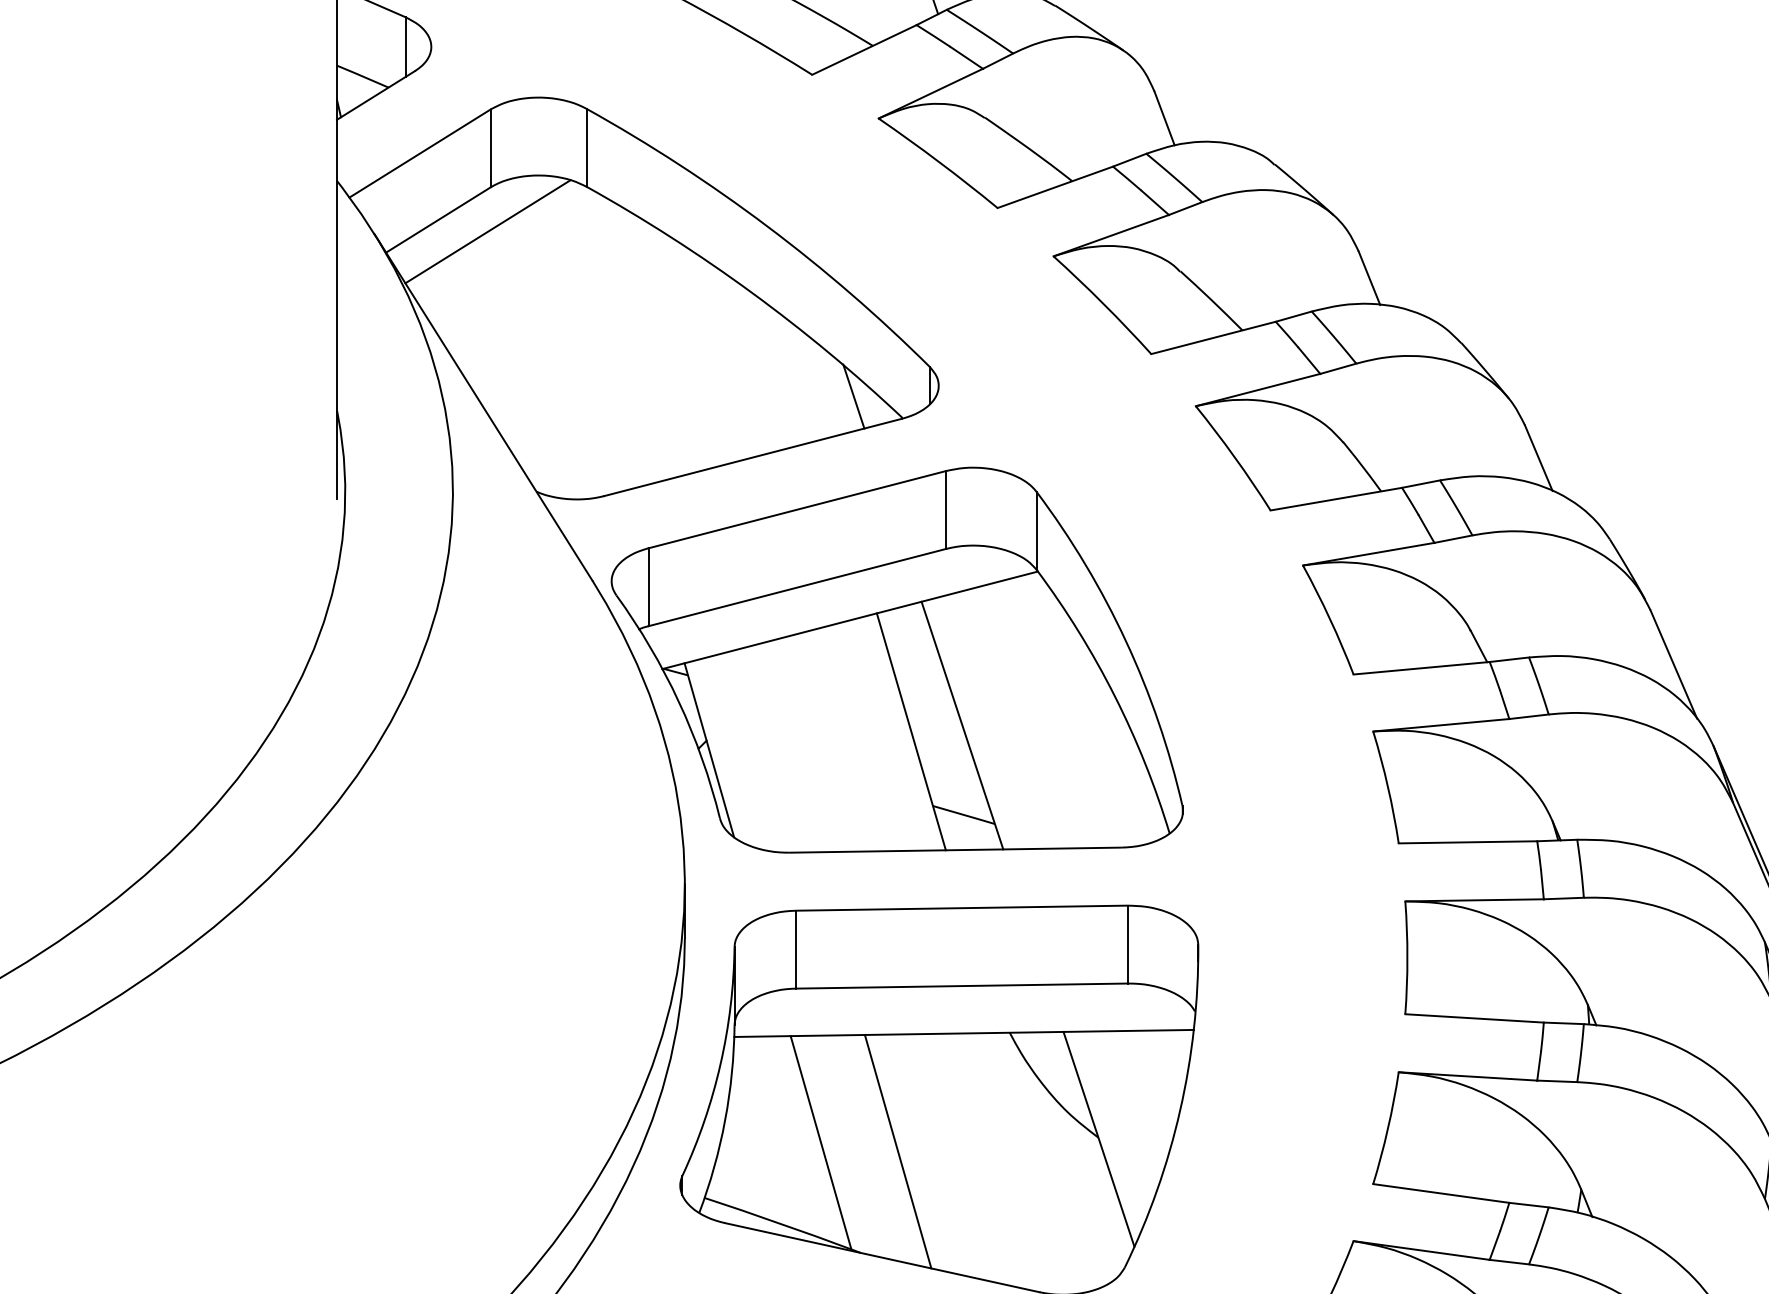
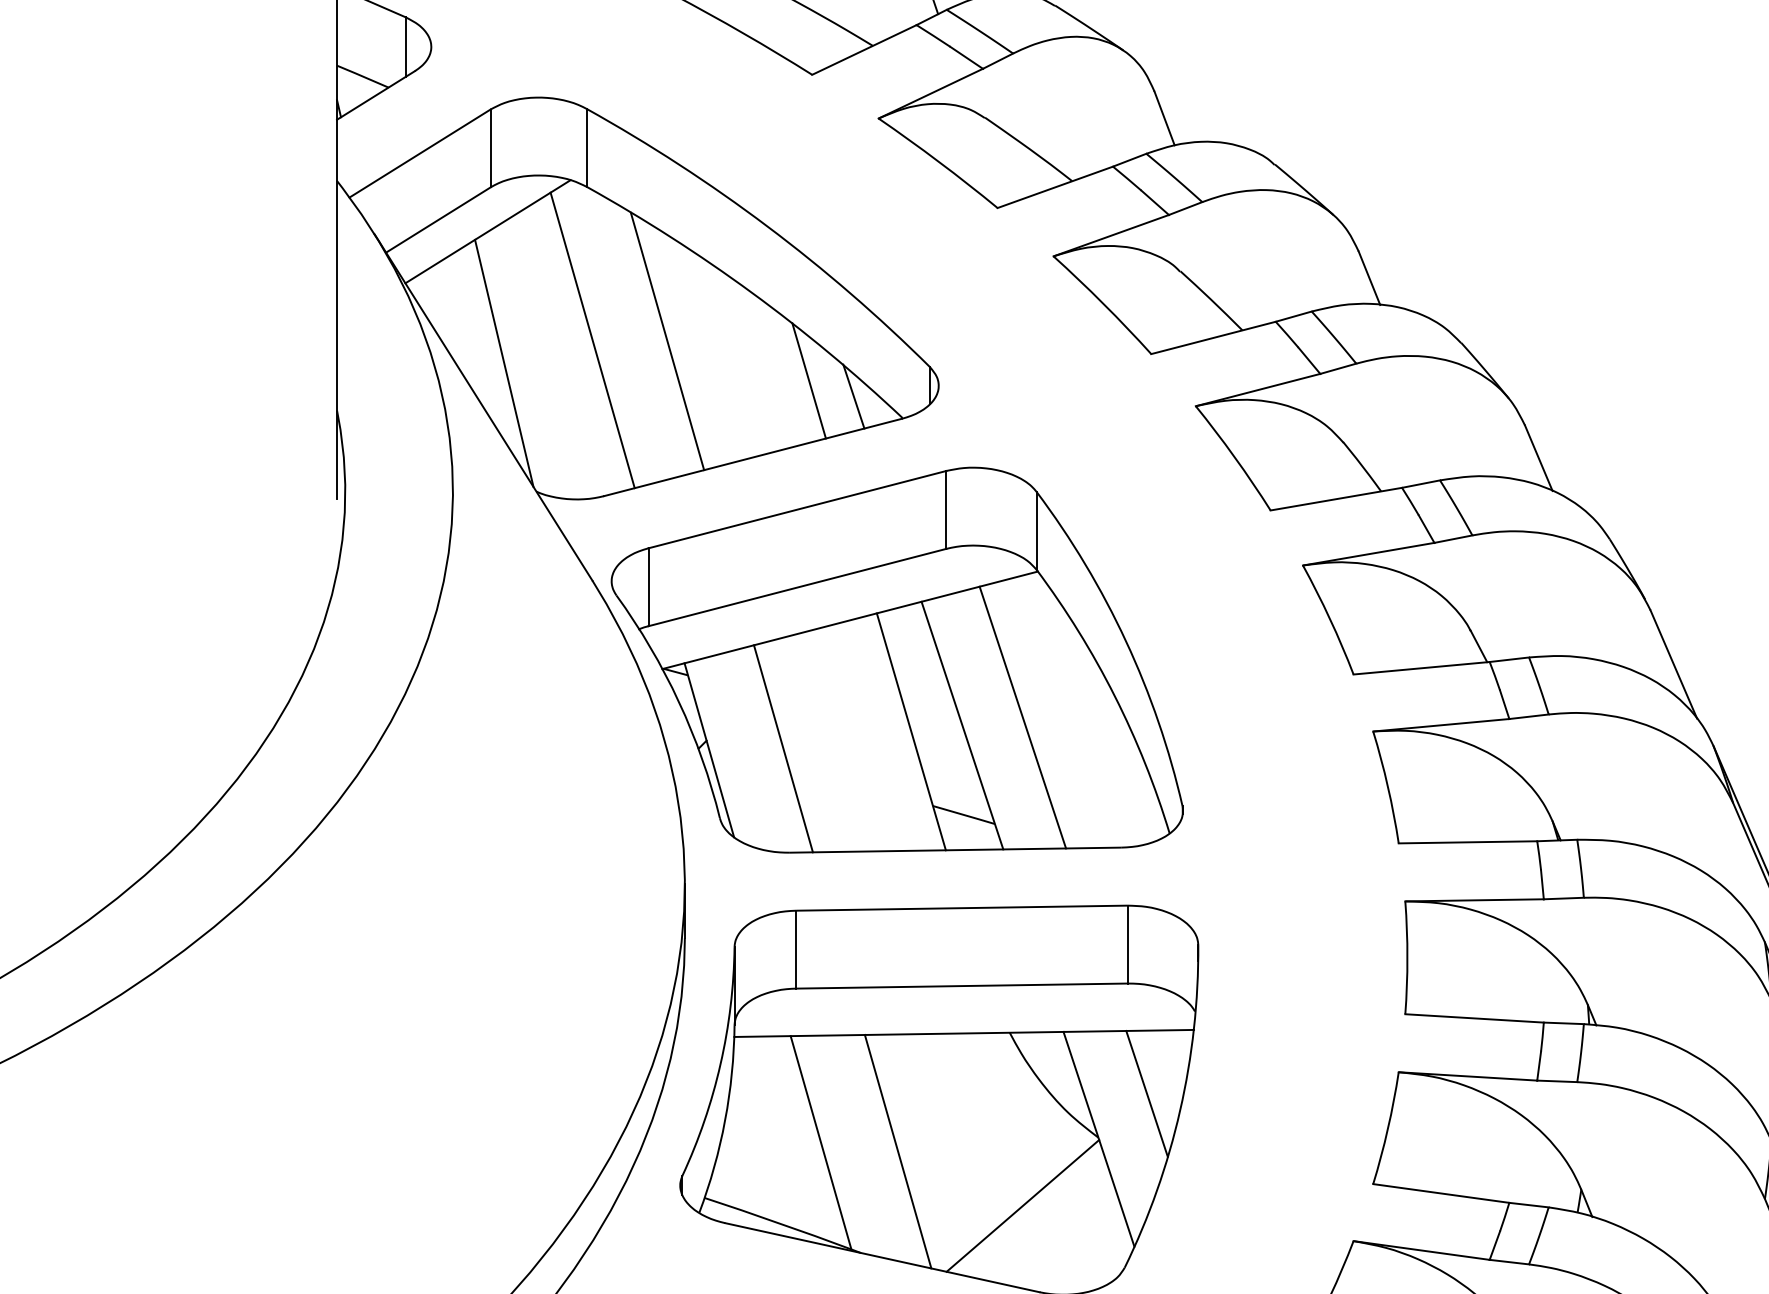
line: none -> present (592, 340)
line: none -> present (667, 341)
line: none -> present (504, 362)
line: none -> present (808, 380)
line: none -> present (1022, 717)
line: none -> present (782, 748)
line: none -> present (1146, 1093)
line: none -> present (1022, 1205)
